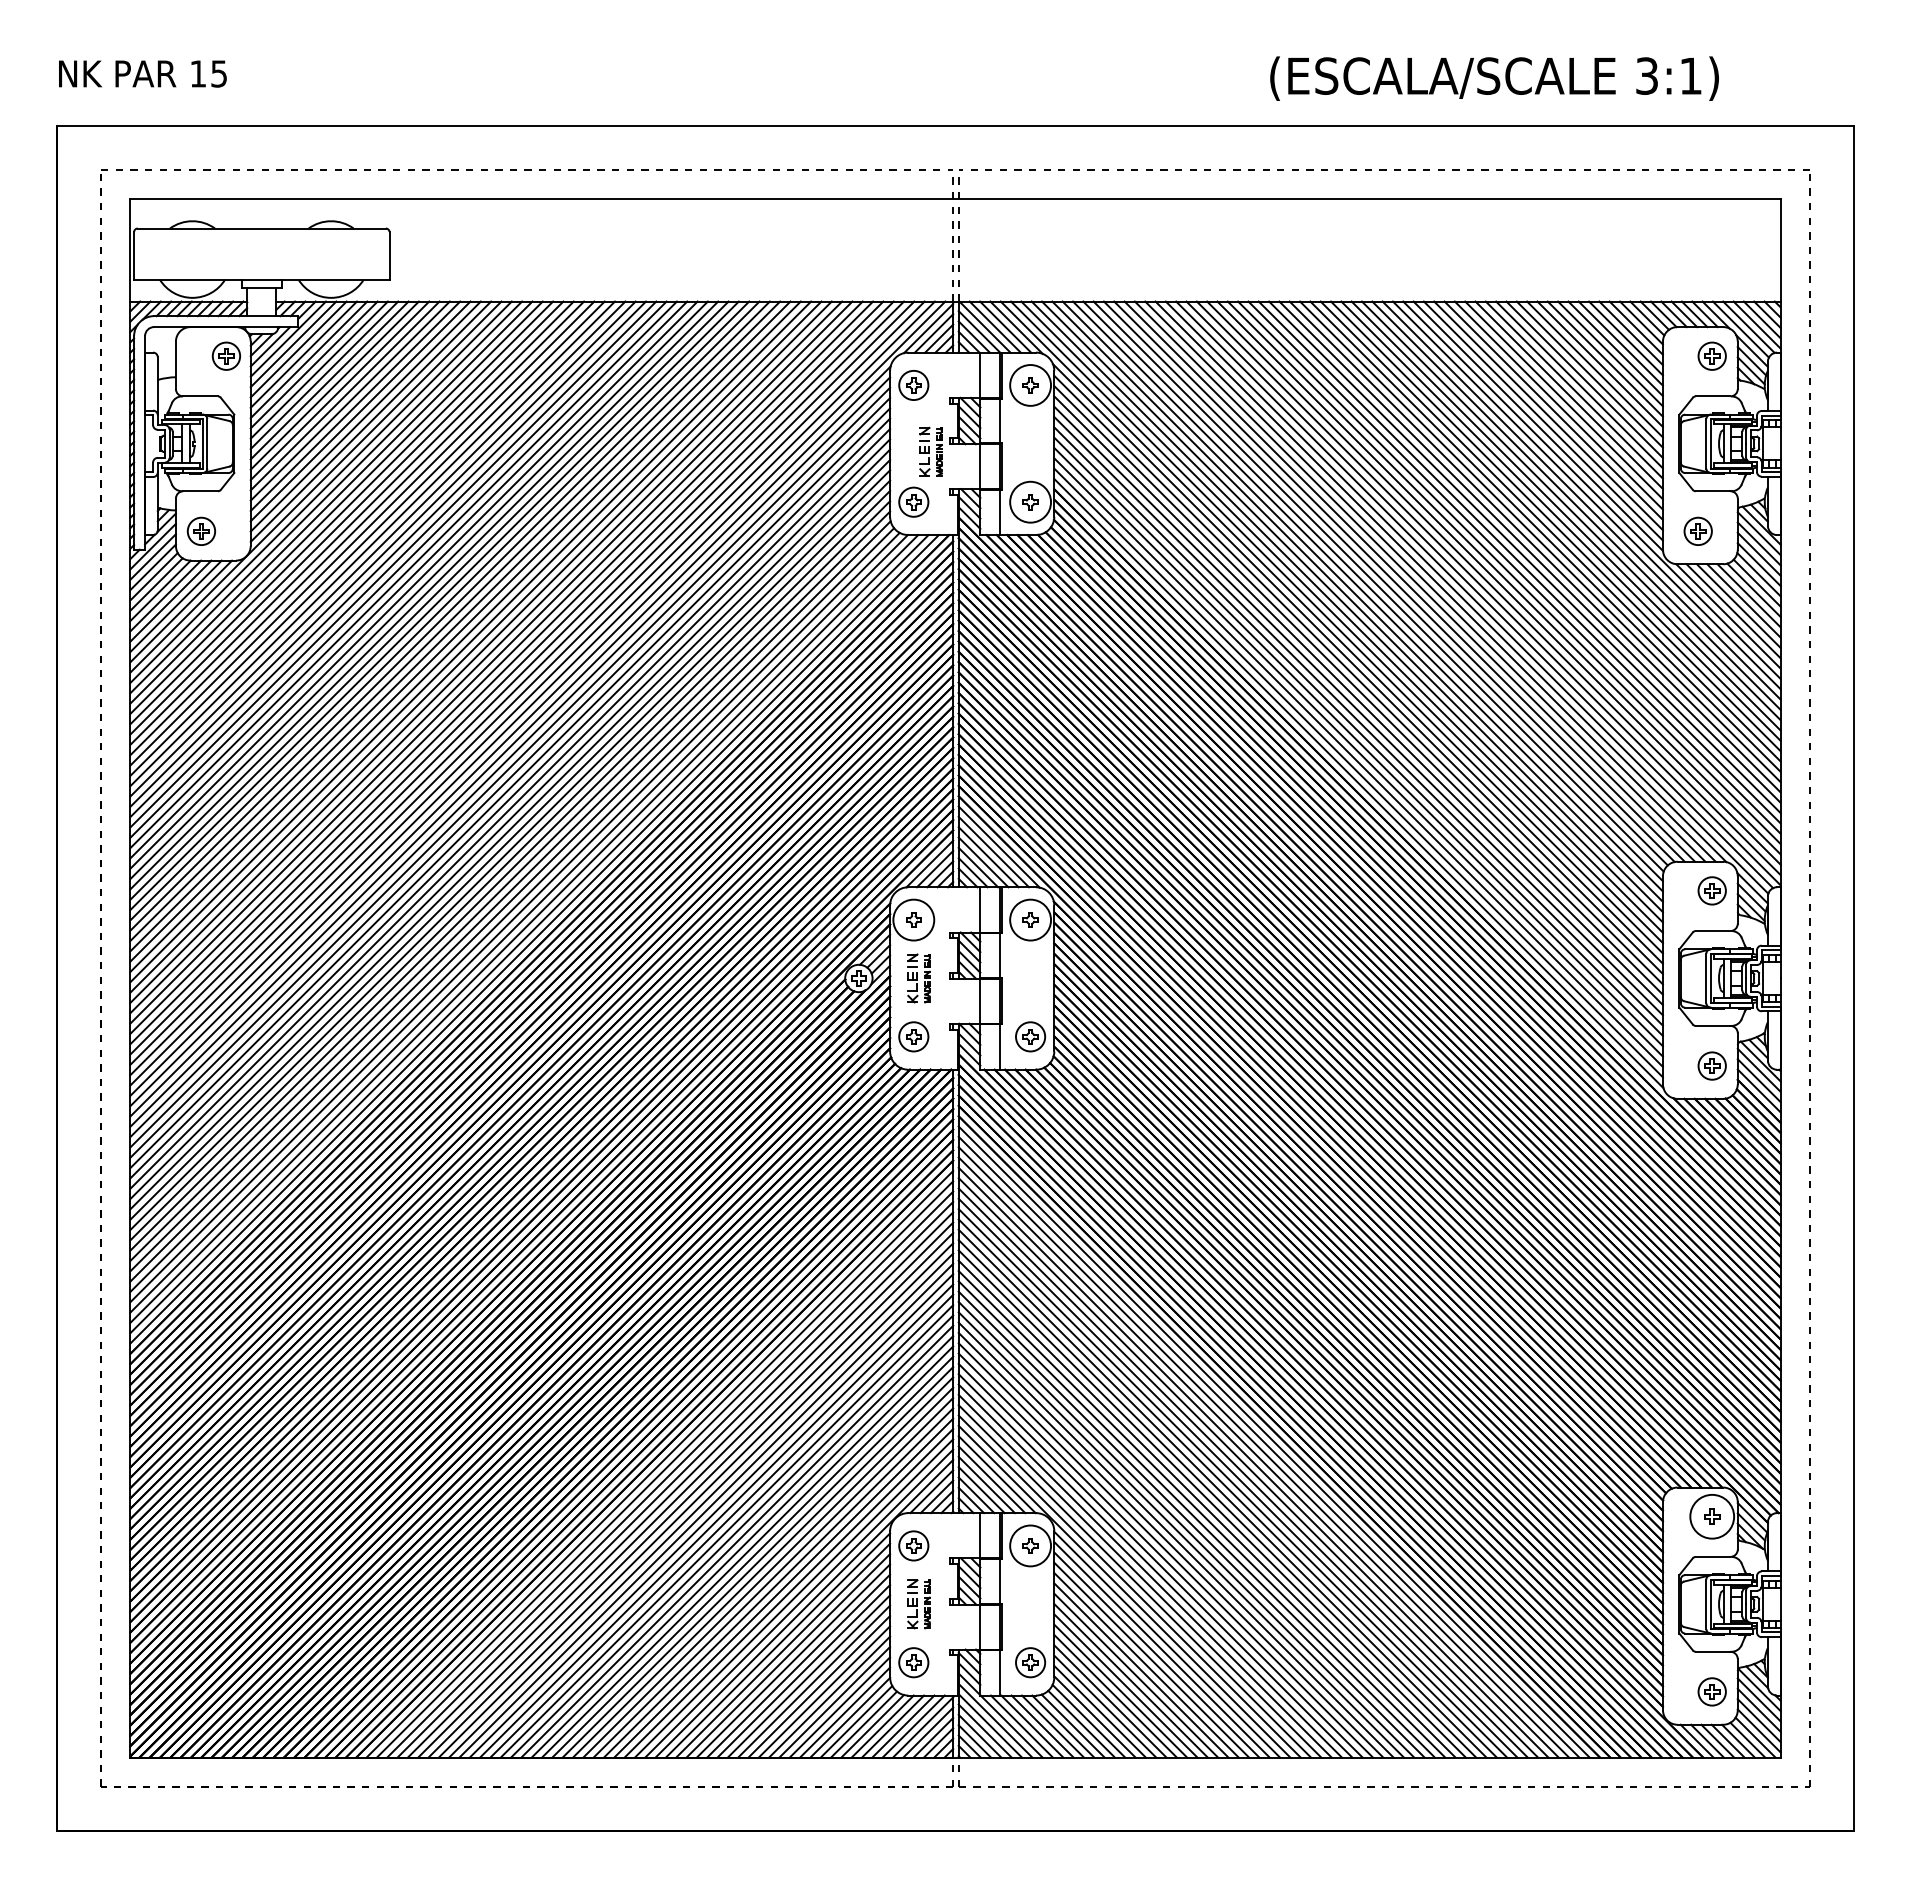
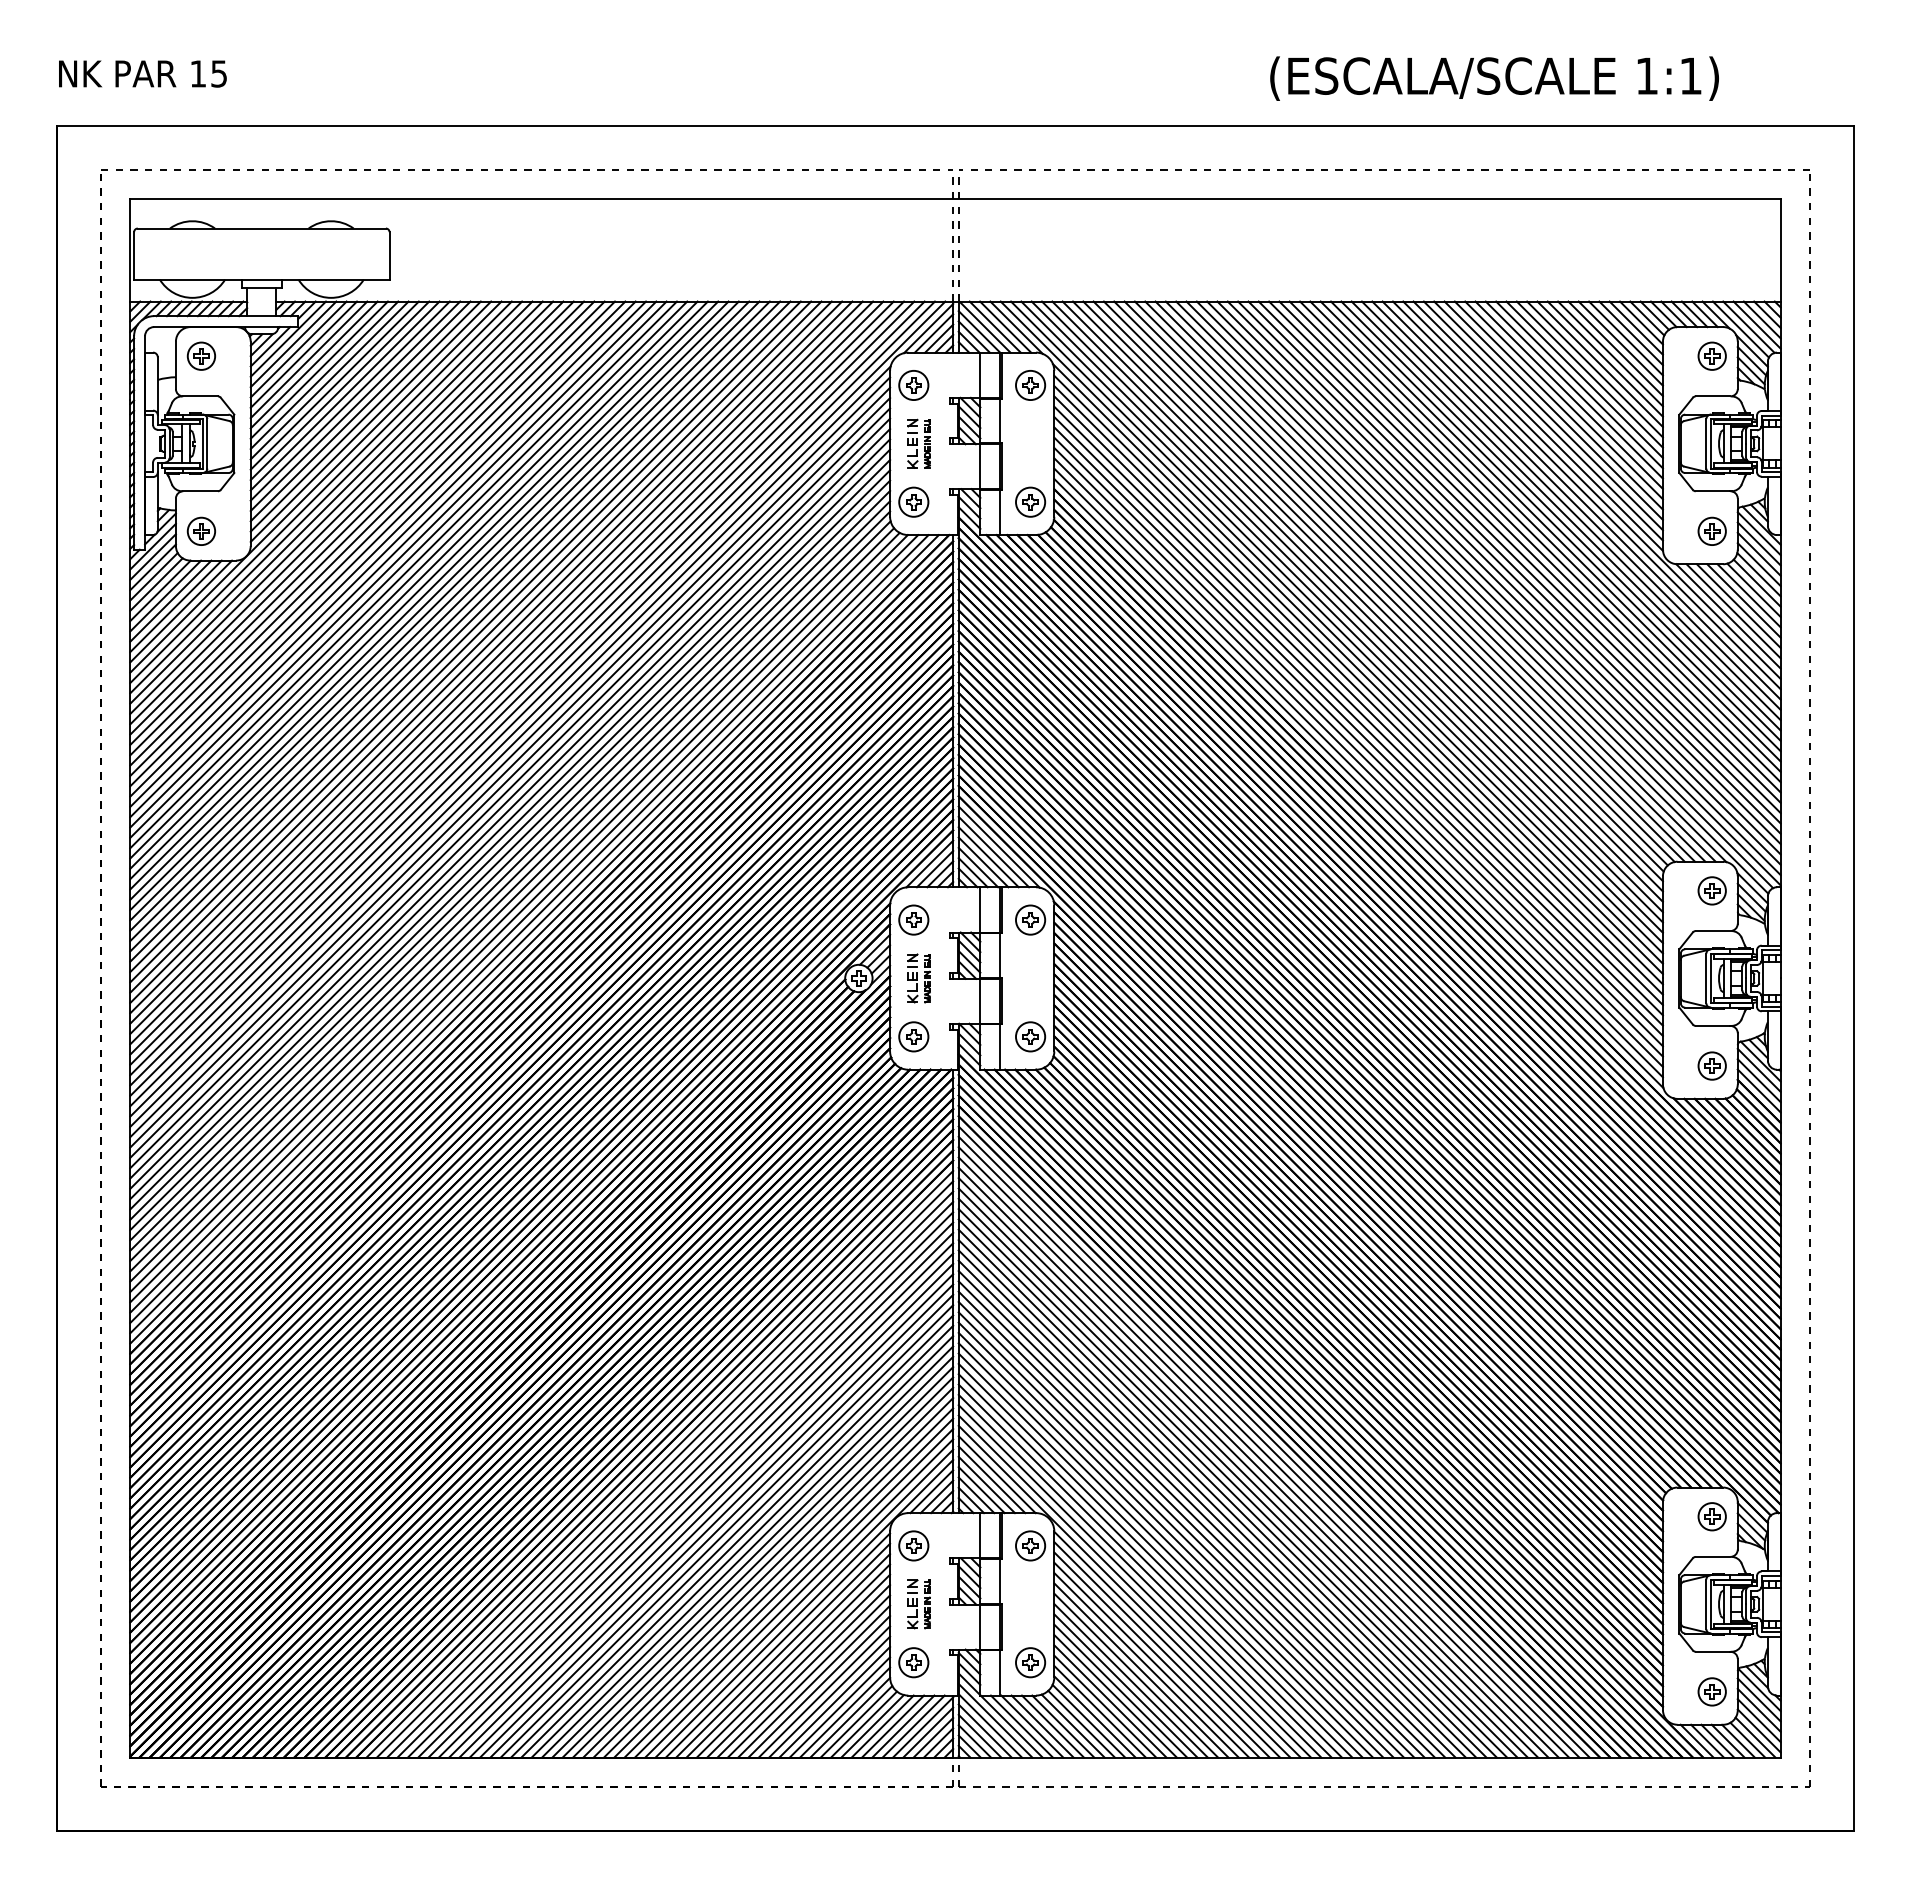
text: 3:1) -> 1:1) (1646, 75)
part position: (225, 355) -> (200, 355) (200, 355)
circle diameter: 41 px -> 29 px (1030, 385)
part position: (930, 451) -> (918, 443) (918, 443)
circle diameter: 41 px -> 29 px (1030, 501)
part position: (1697, 530) -> (1711, 530) (1711, 530)
circle diameter: 41 px -> 29 px (913, 919)
circle diameter: 41 px -> 29 px (1030, 919)
circle diameter: 44 px -> 27 px (1711, 1516)
circle diameter: 41 px -> 29 px (1030, 1545)
